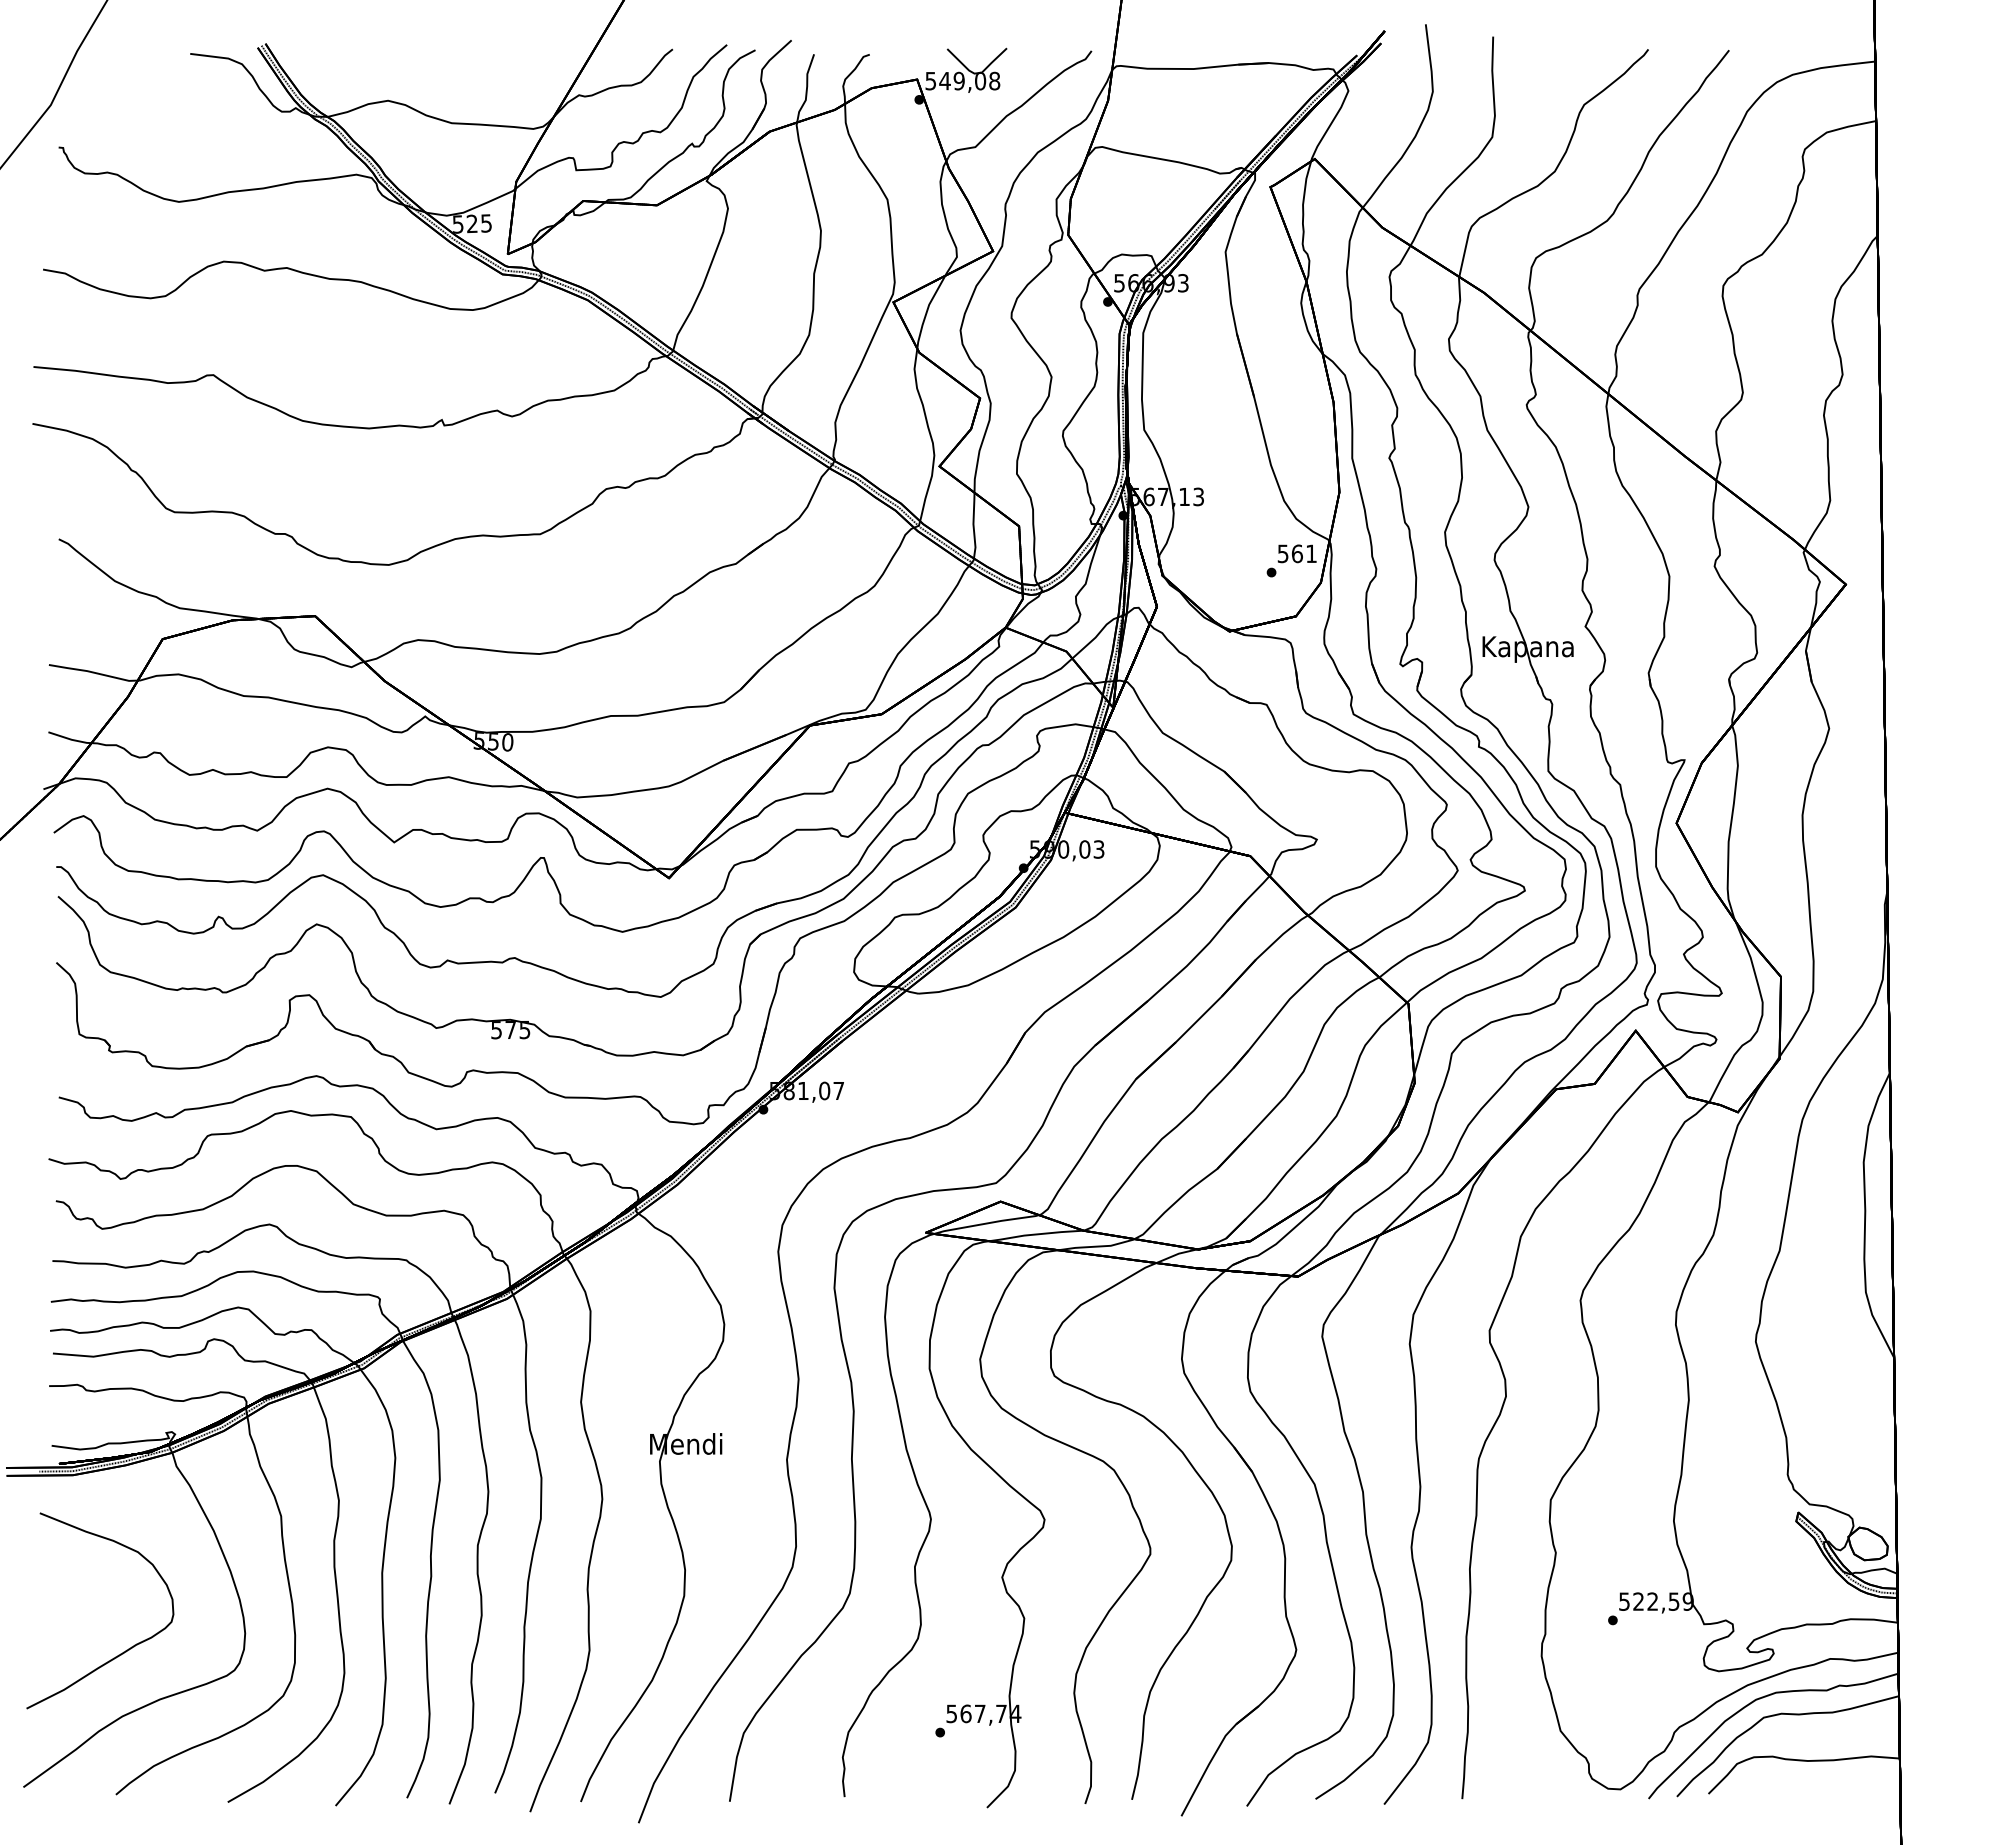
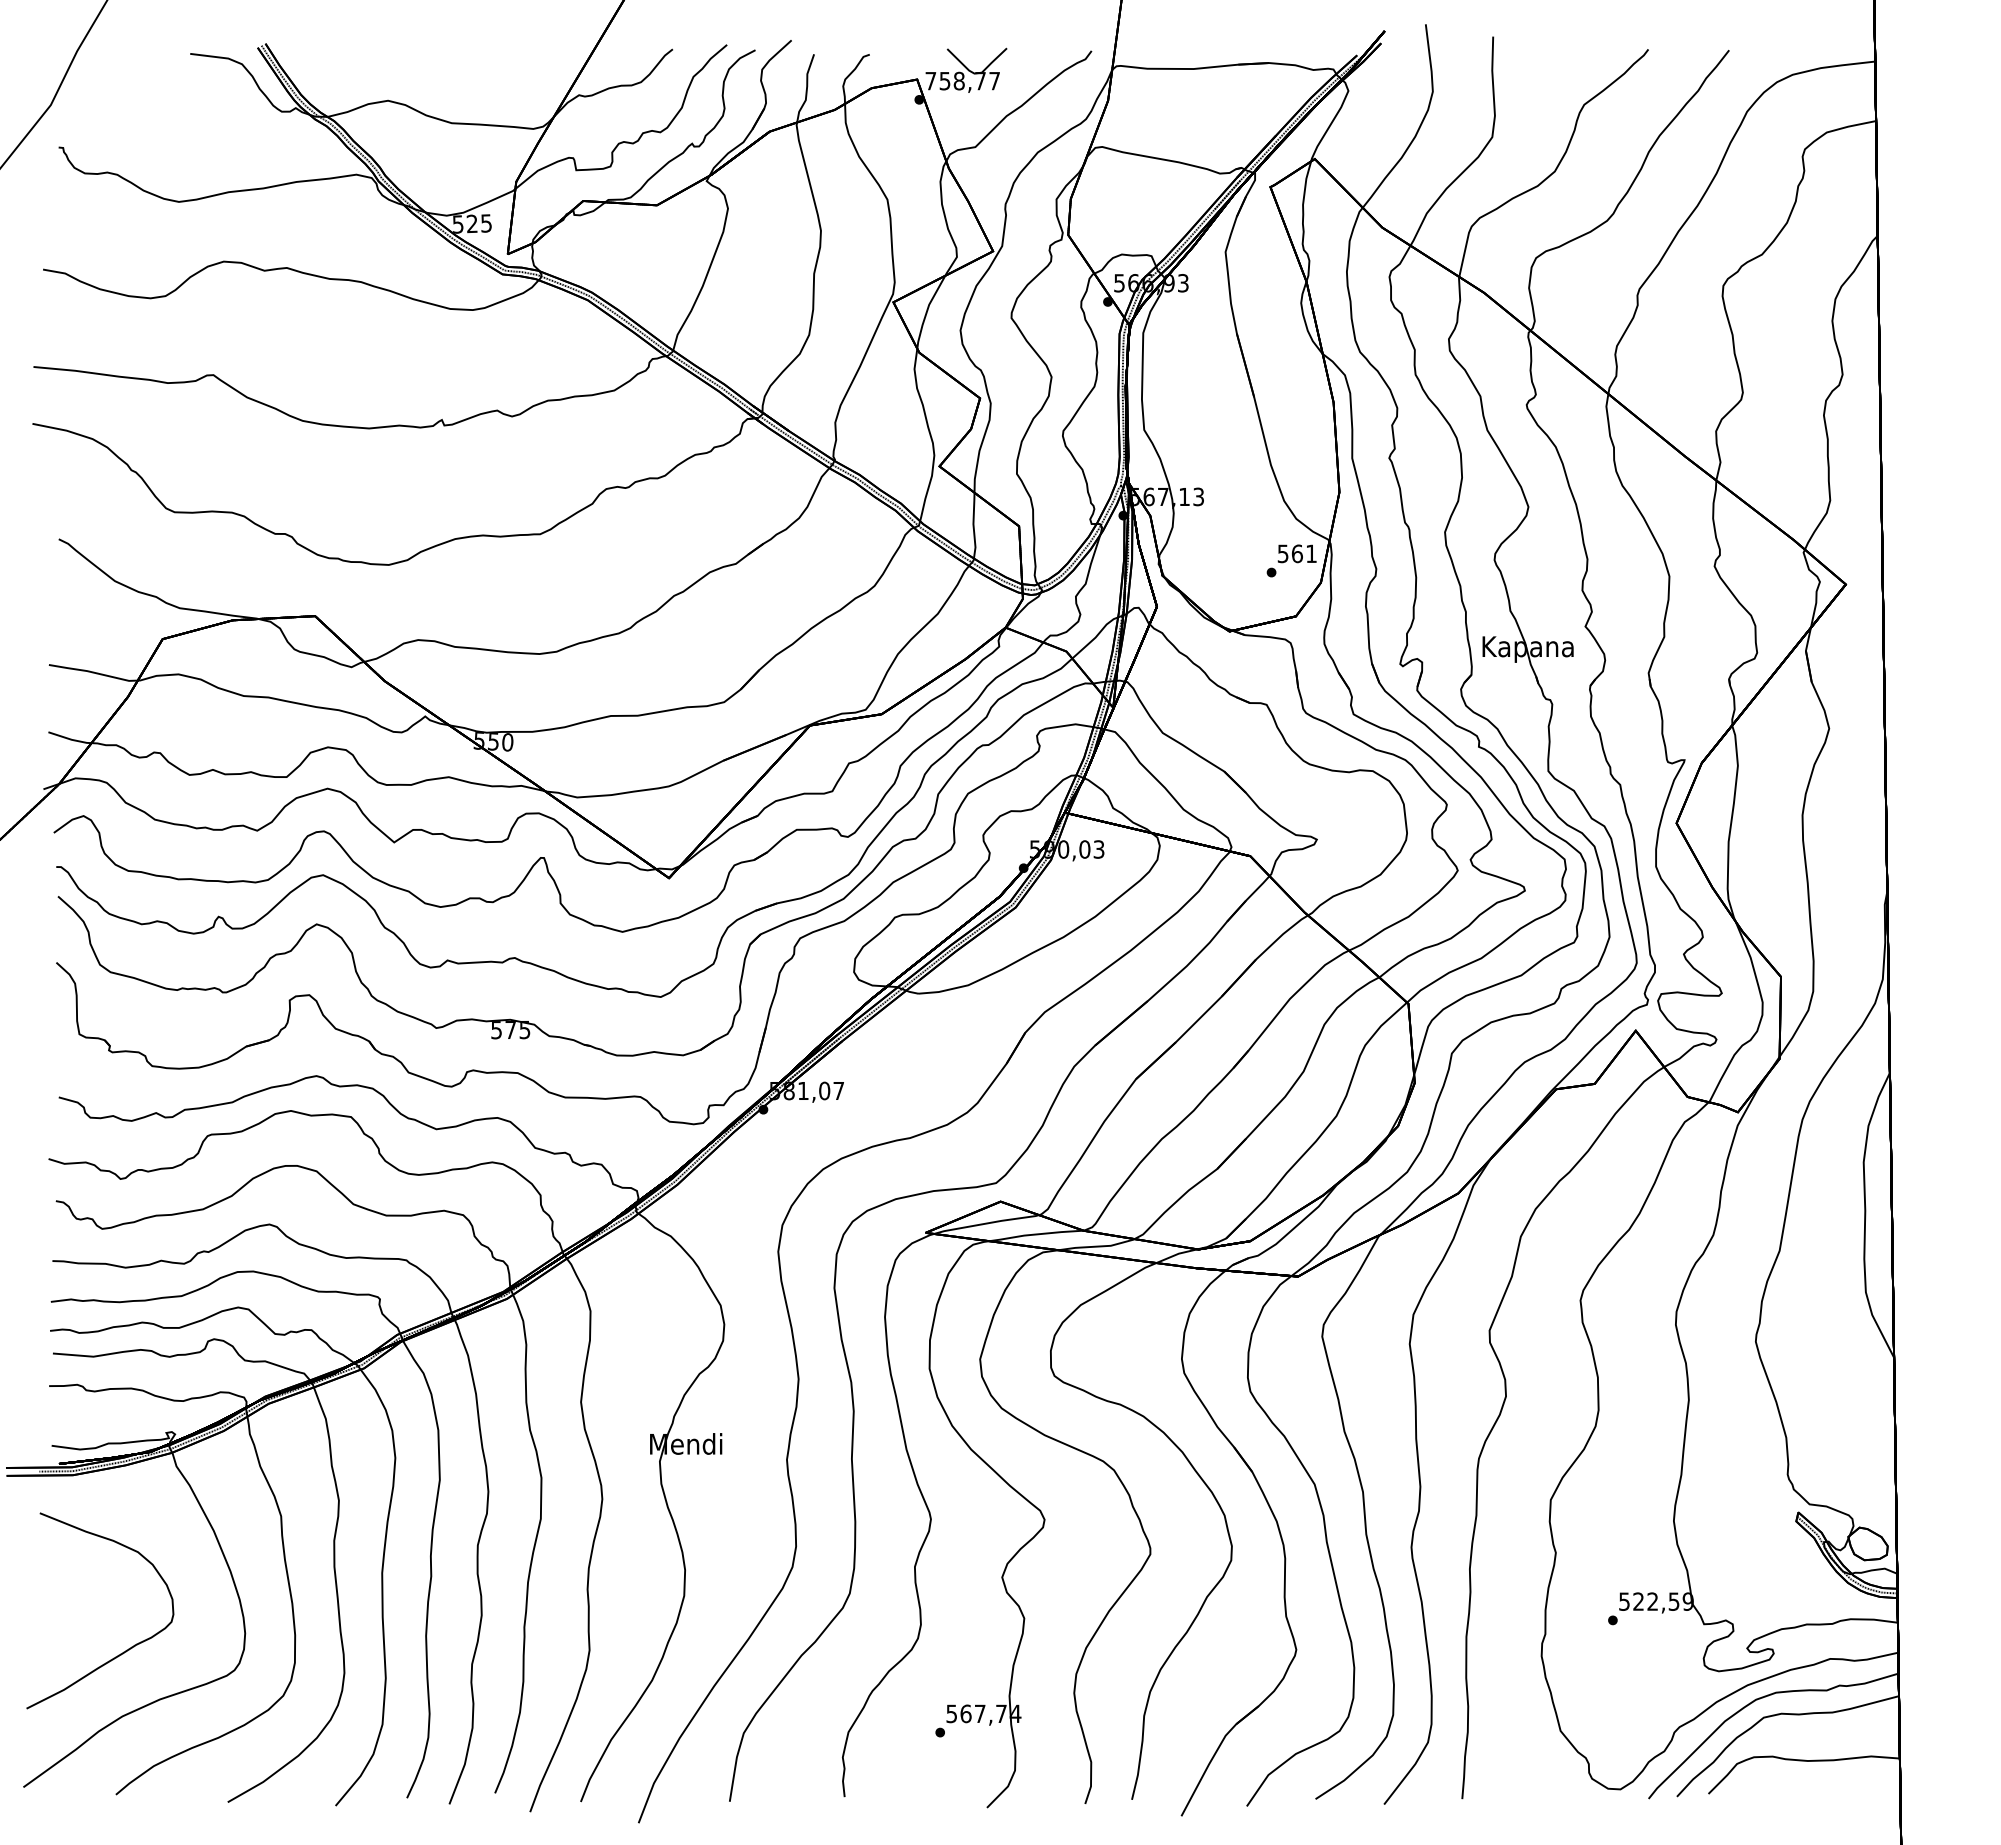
text: 549,08 -> 758,77 (962, 80)
